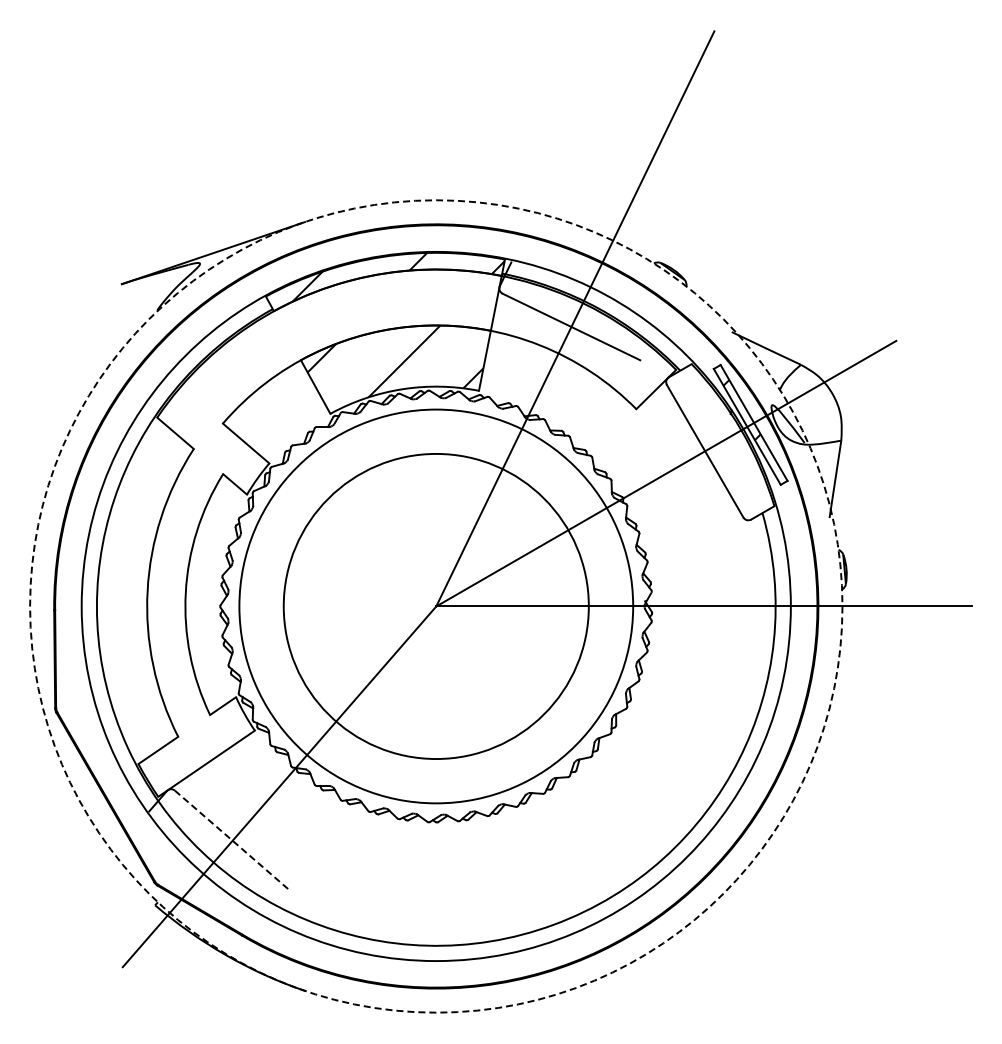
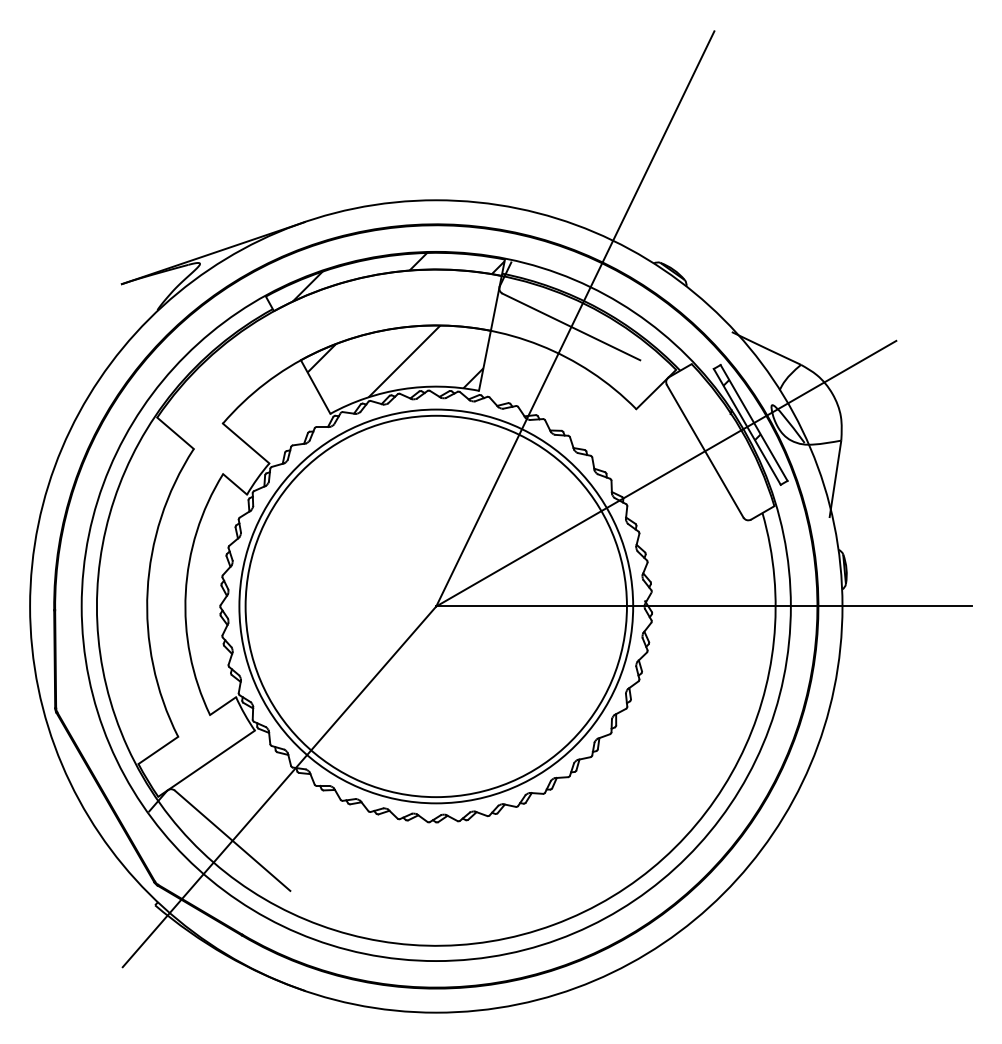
circle diameter: 305 px -> 381 px (435, 606)
circle: dashed -> solid (436, 606)
line: dashed -> solid (233, 841)
